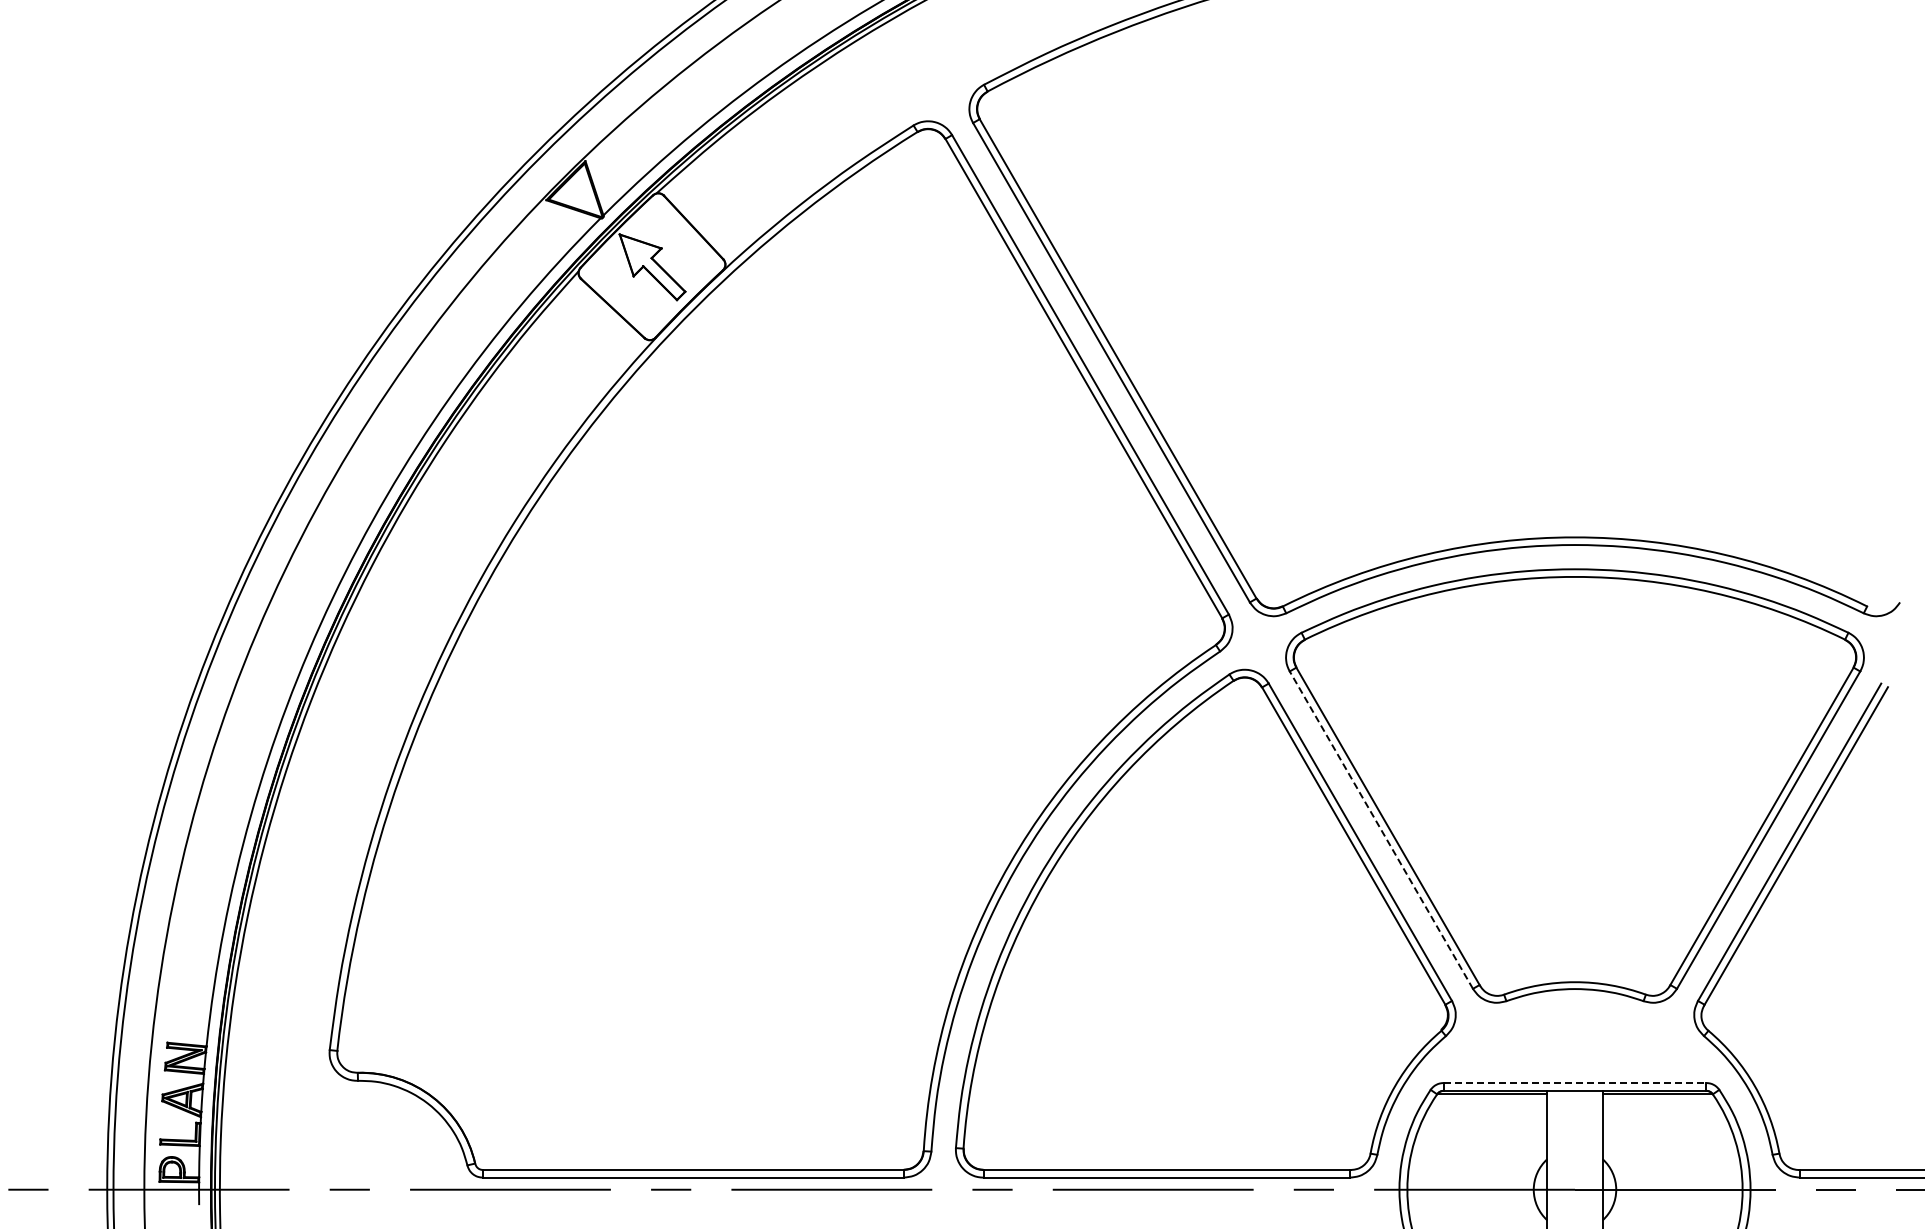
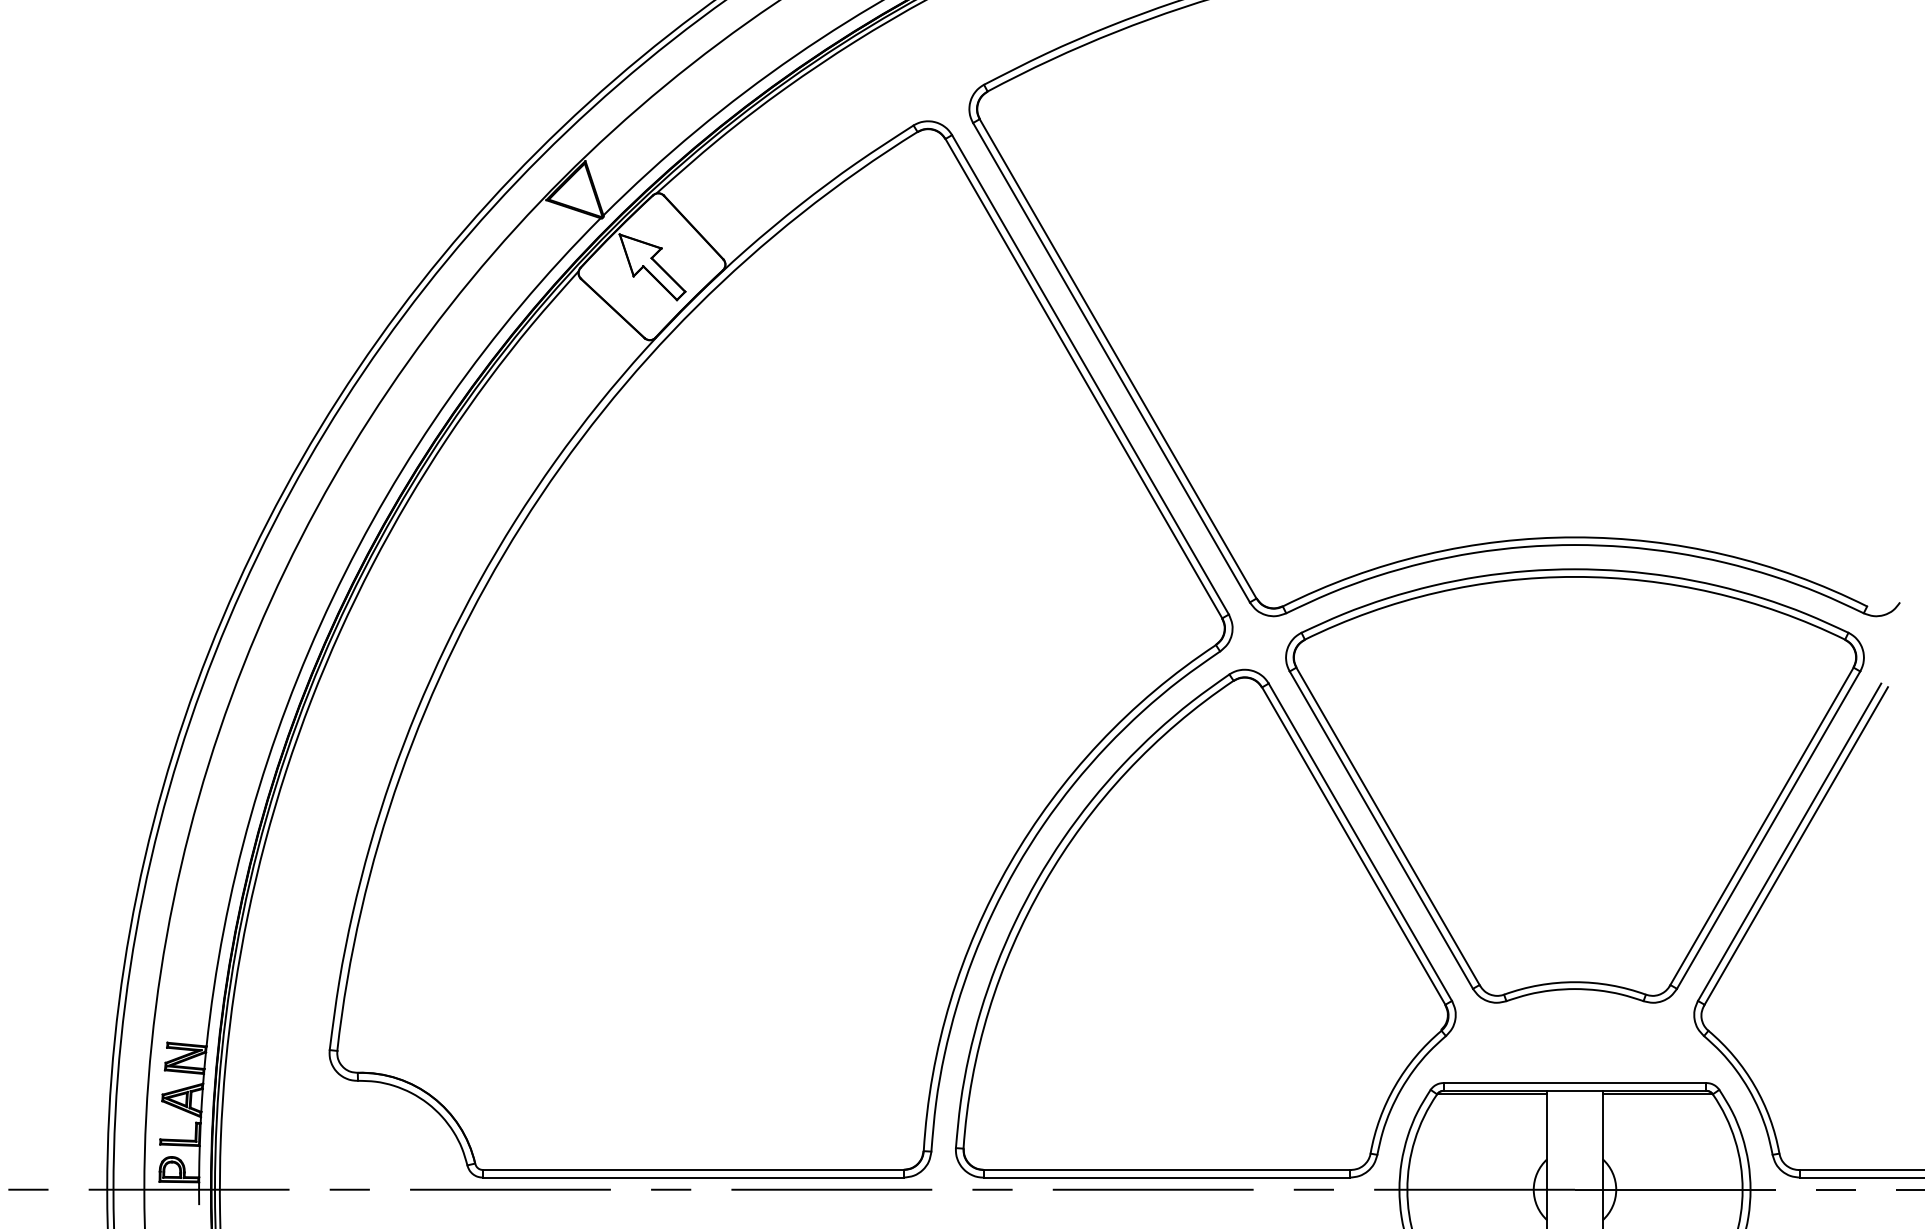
line: dashed -> solid (1381, 829)
line: dashed -> solid (1575, 1083)
